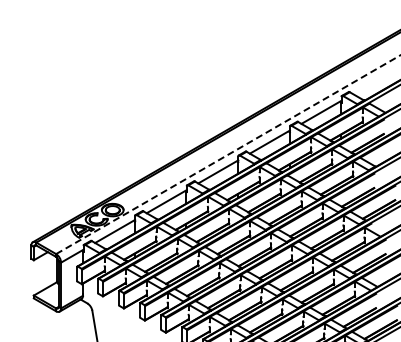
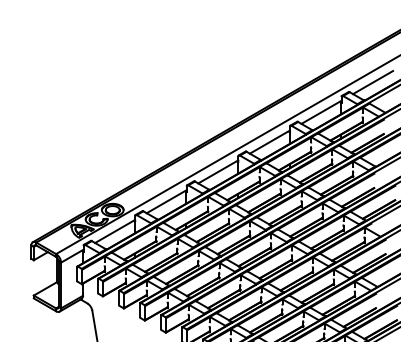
line: none -> present (373, 82)
line: dashed -> solid (228, 154)
